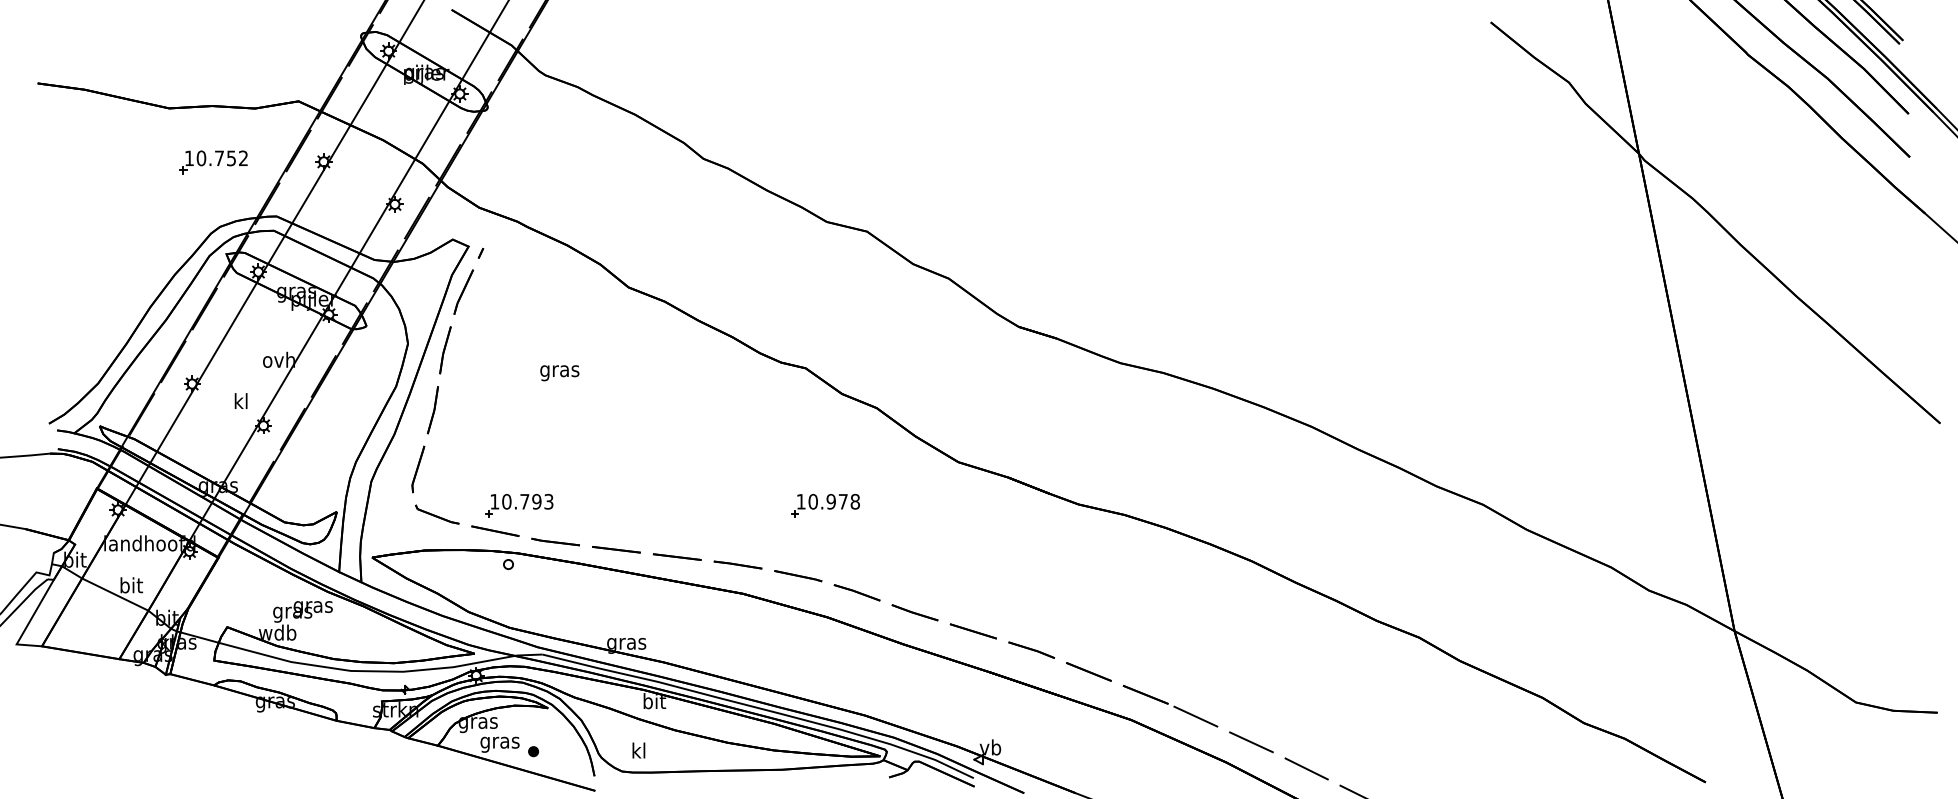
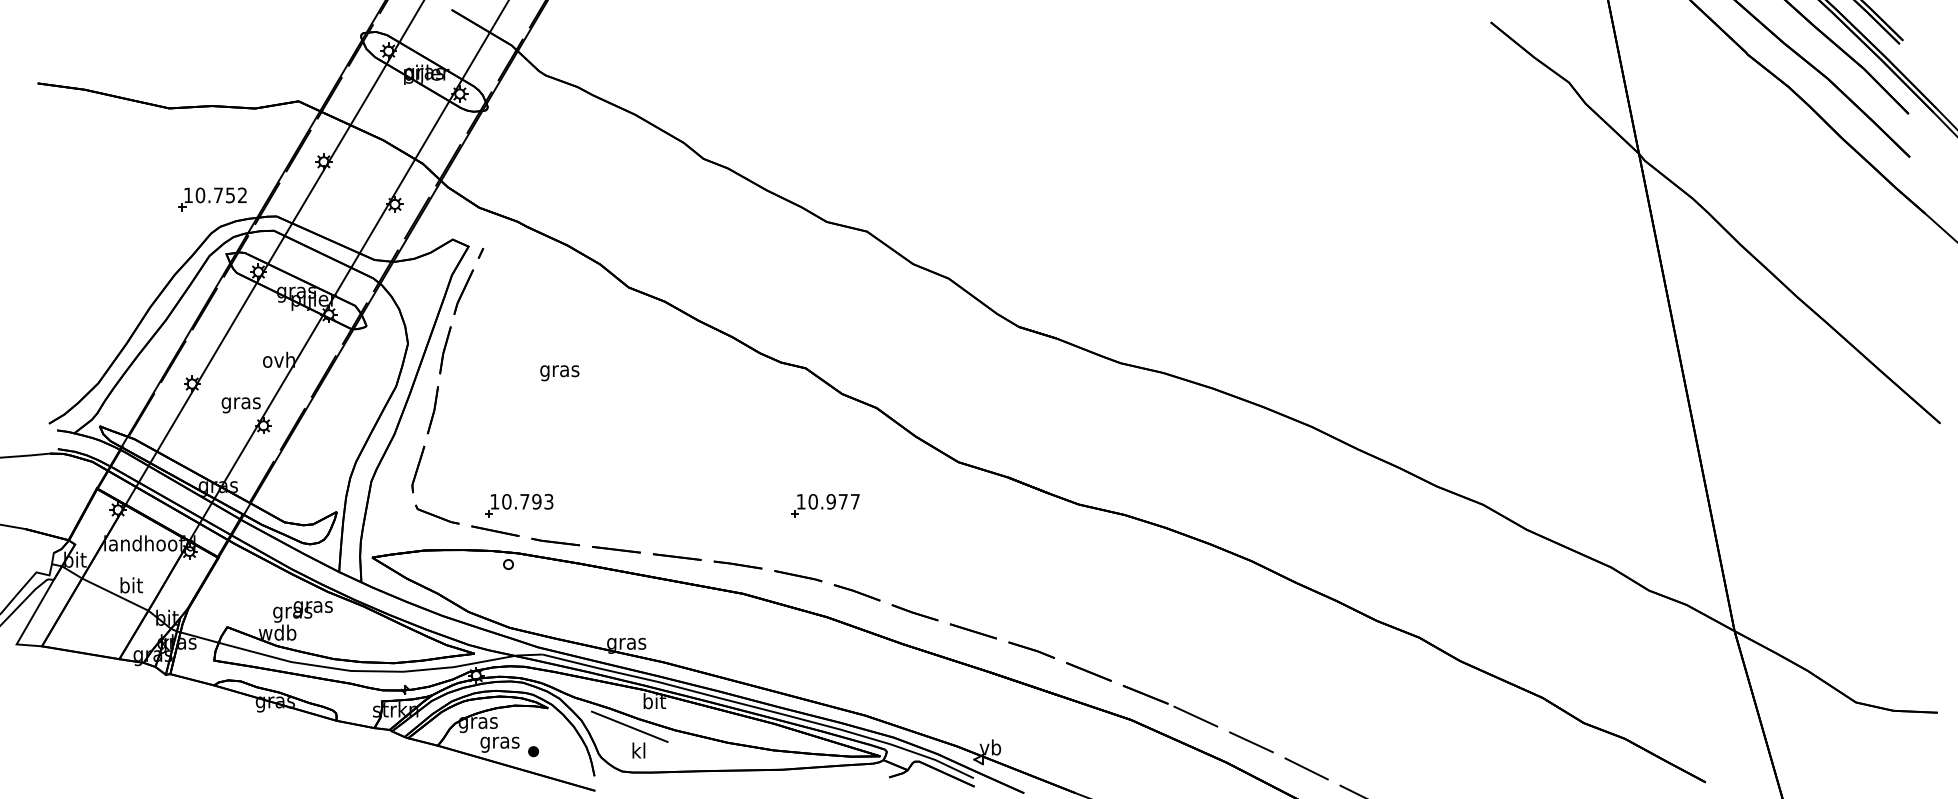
part position: (213, 162) -> (212, 199) (212, 199)
text: kl -> gras (240, 403)
text: 10.978 -> 10.977 (854, 501)
line: none -> present (629, 726)
